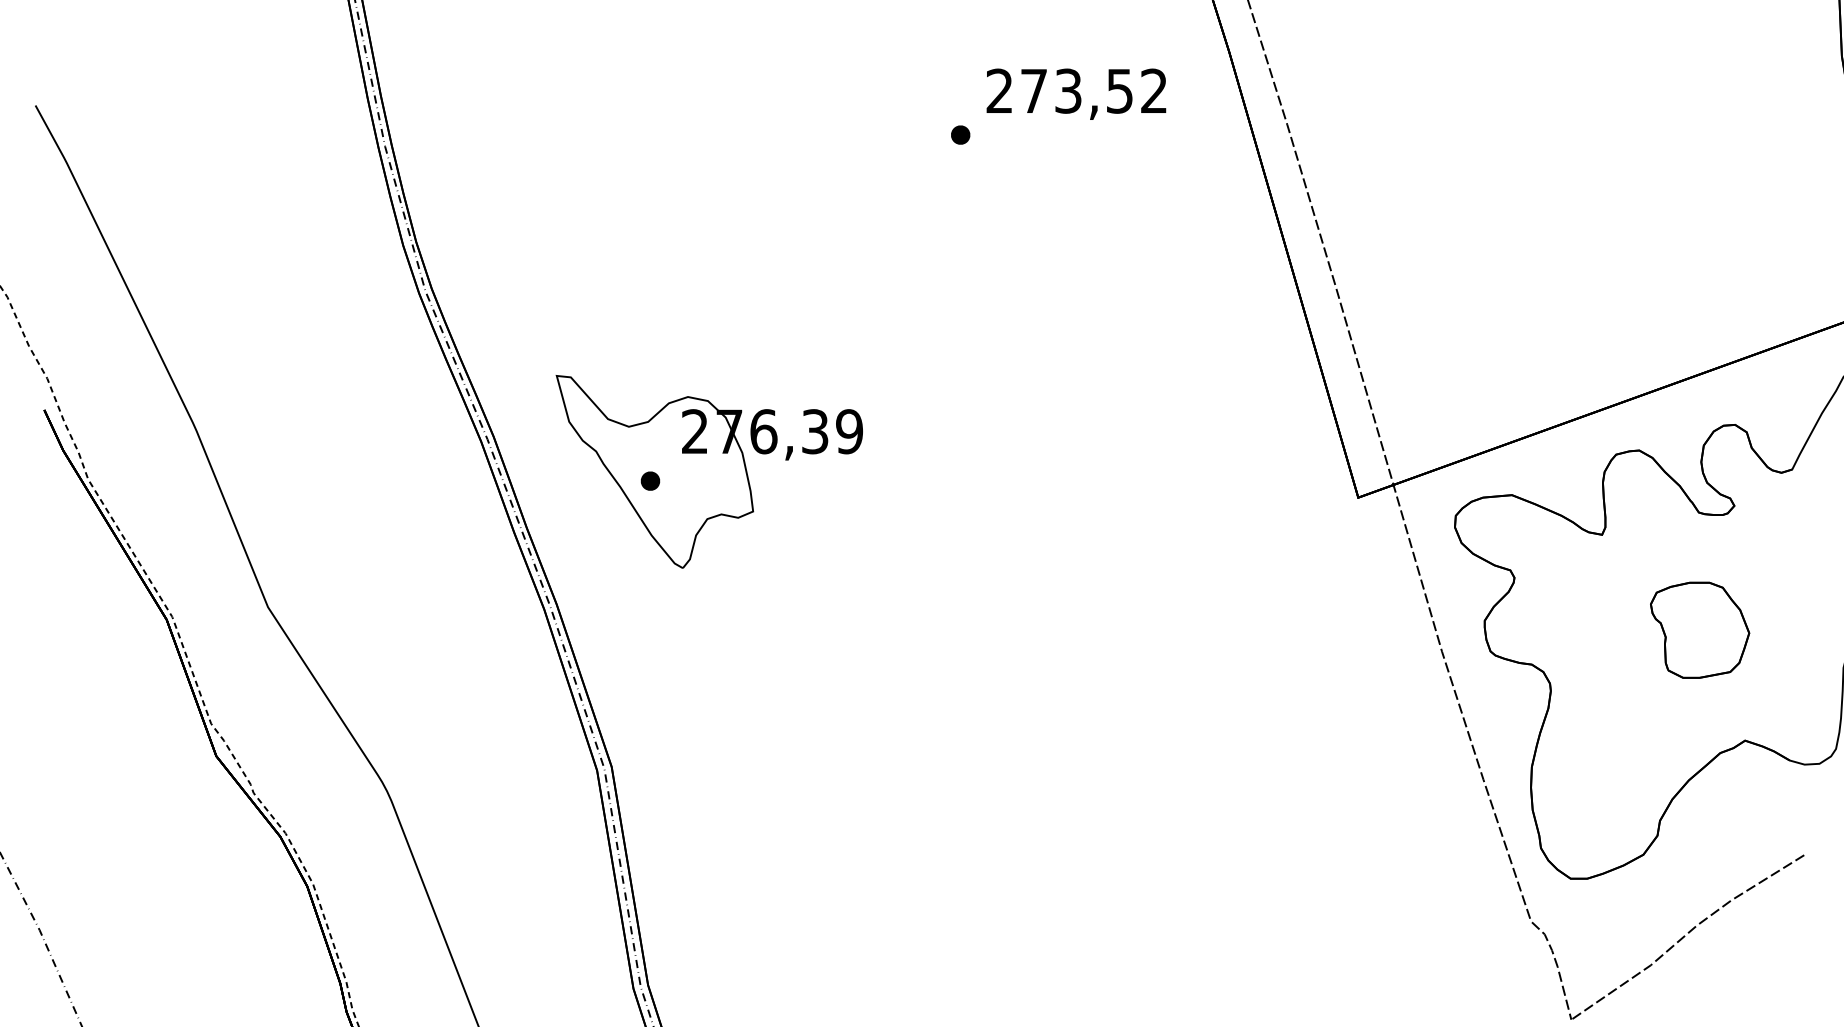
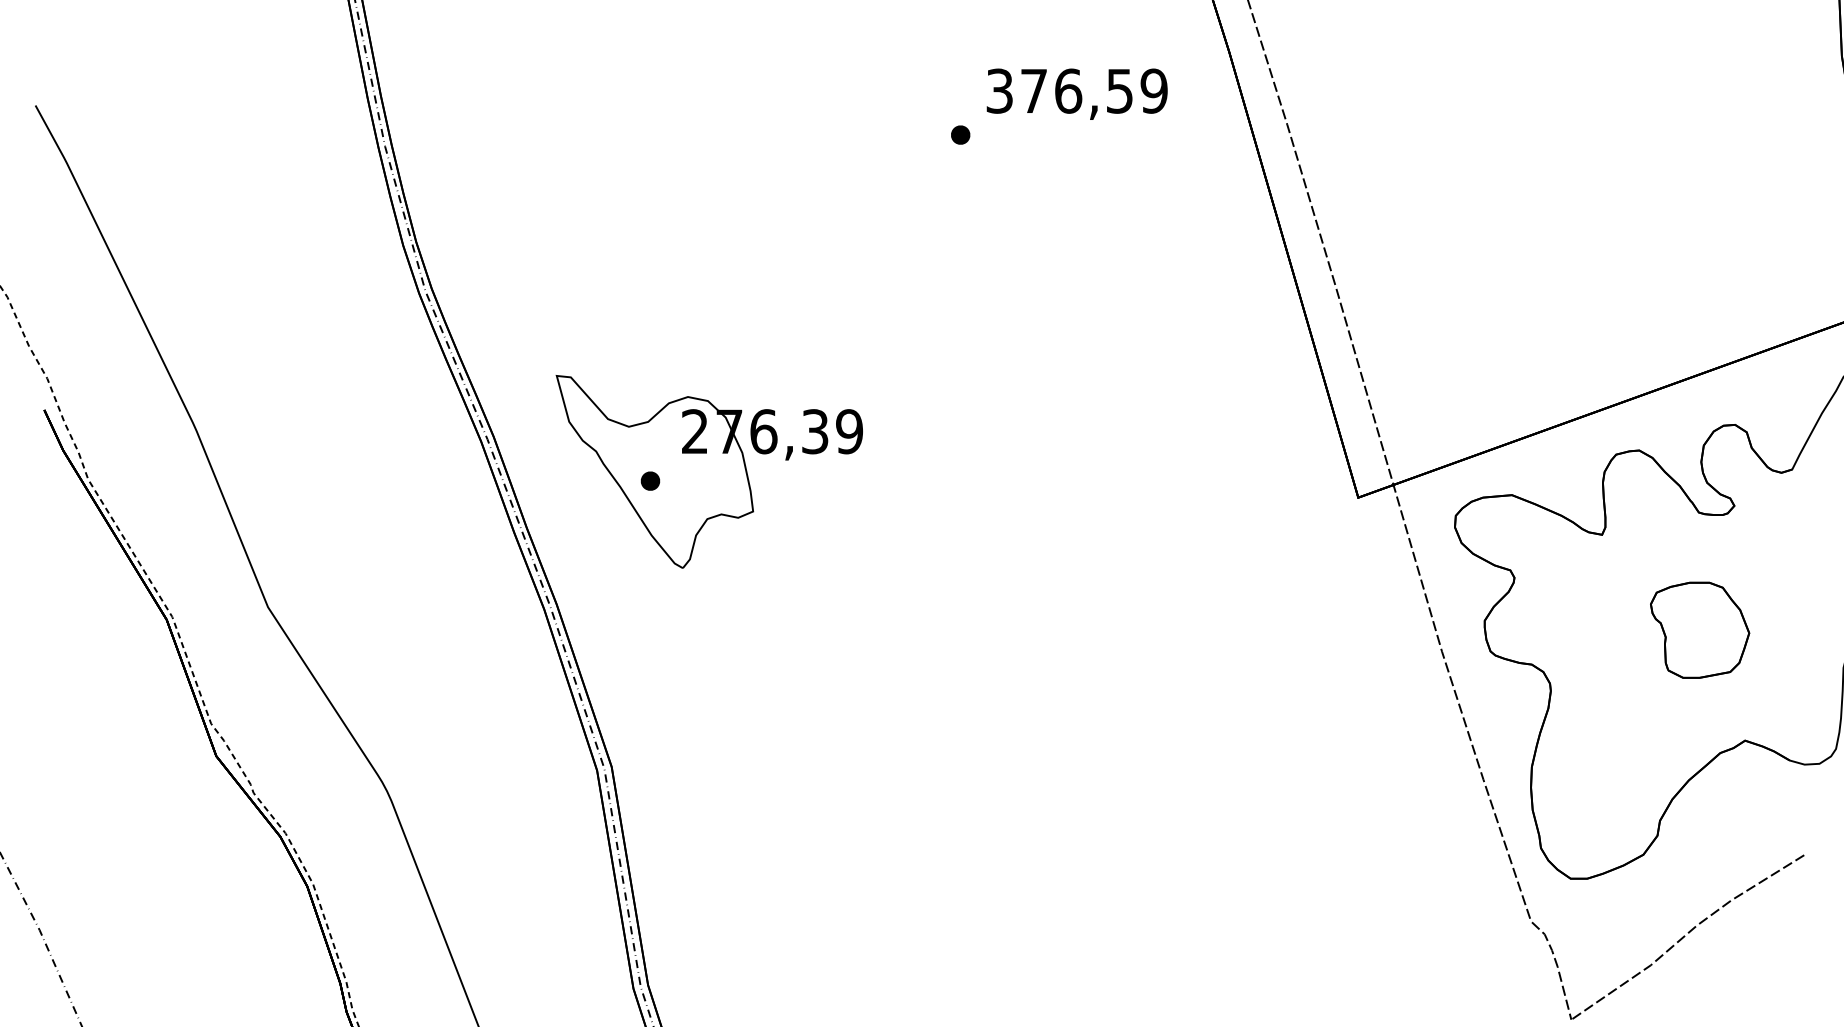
text: 273,52 -> 376,59 (1076, 90)
